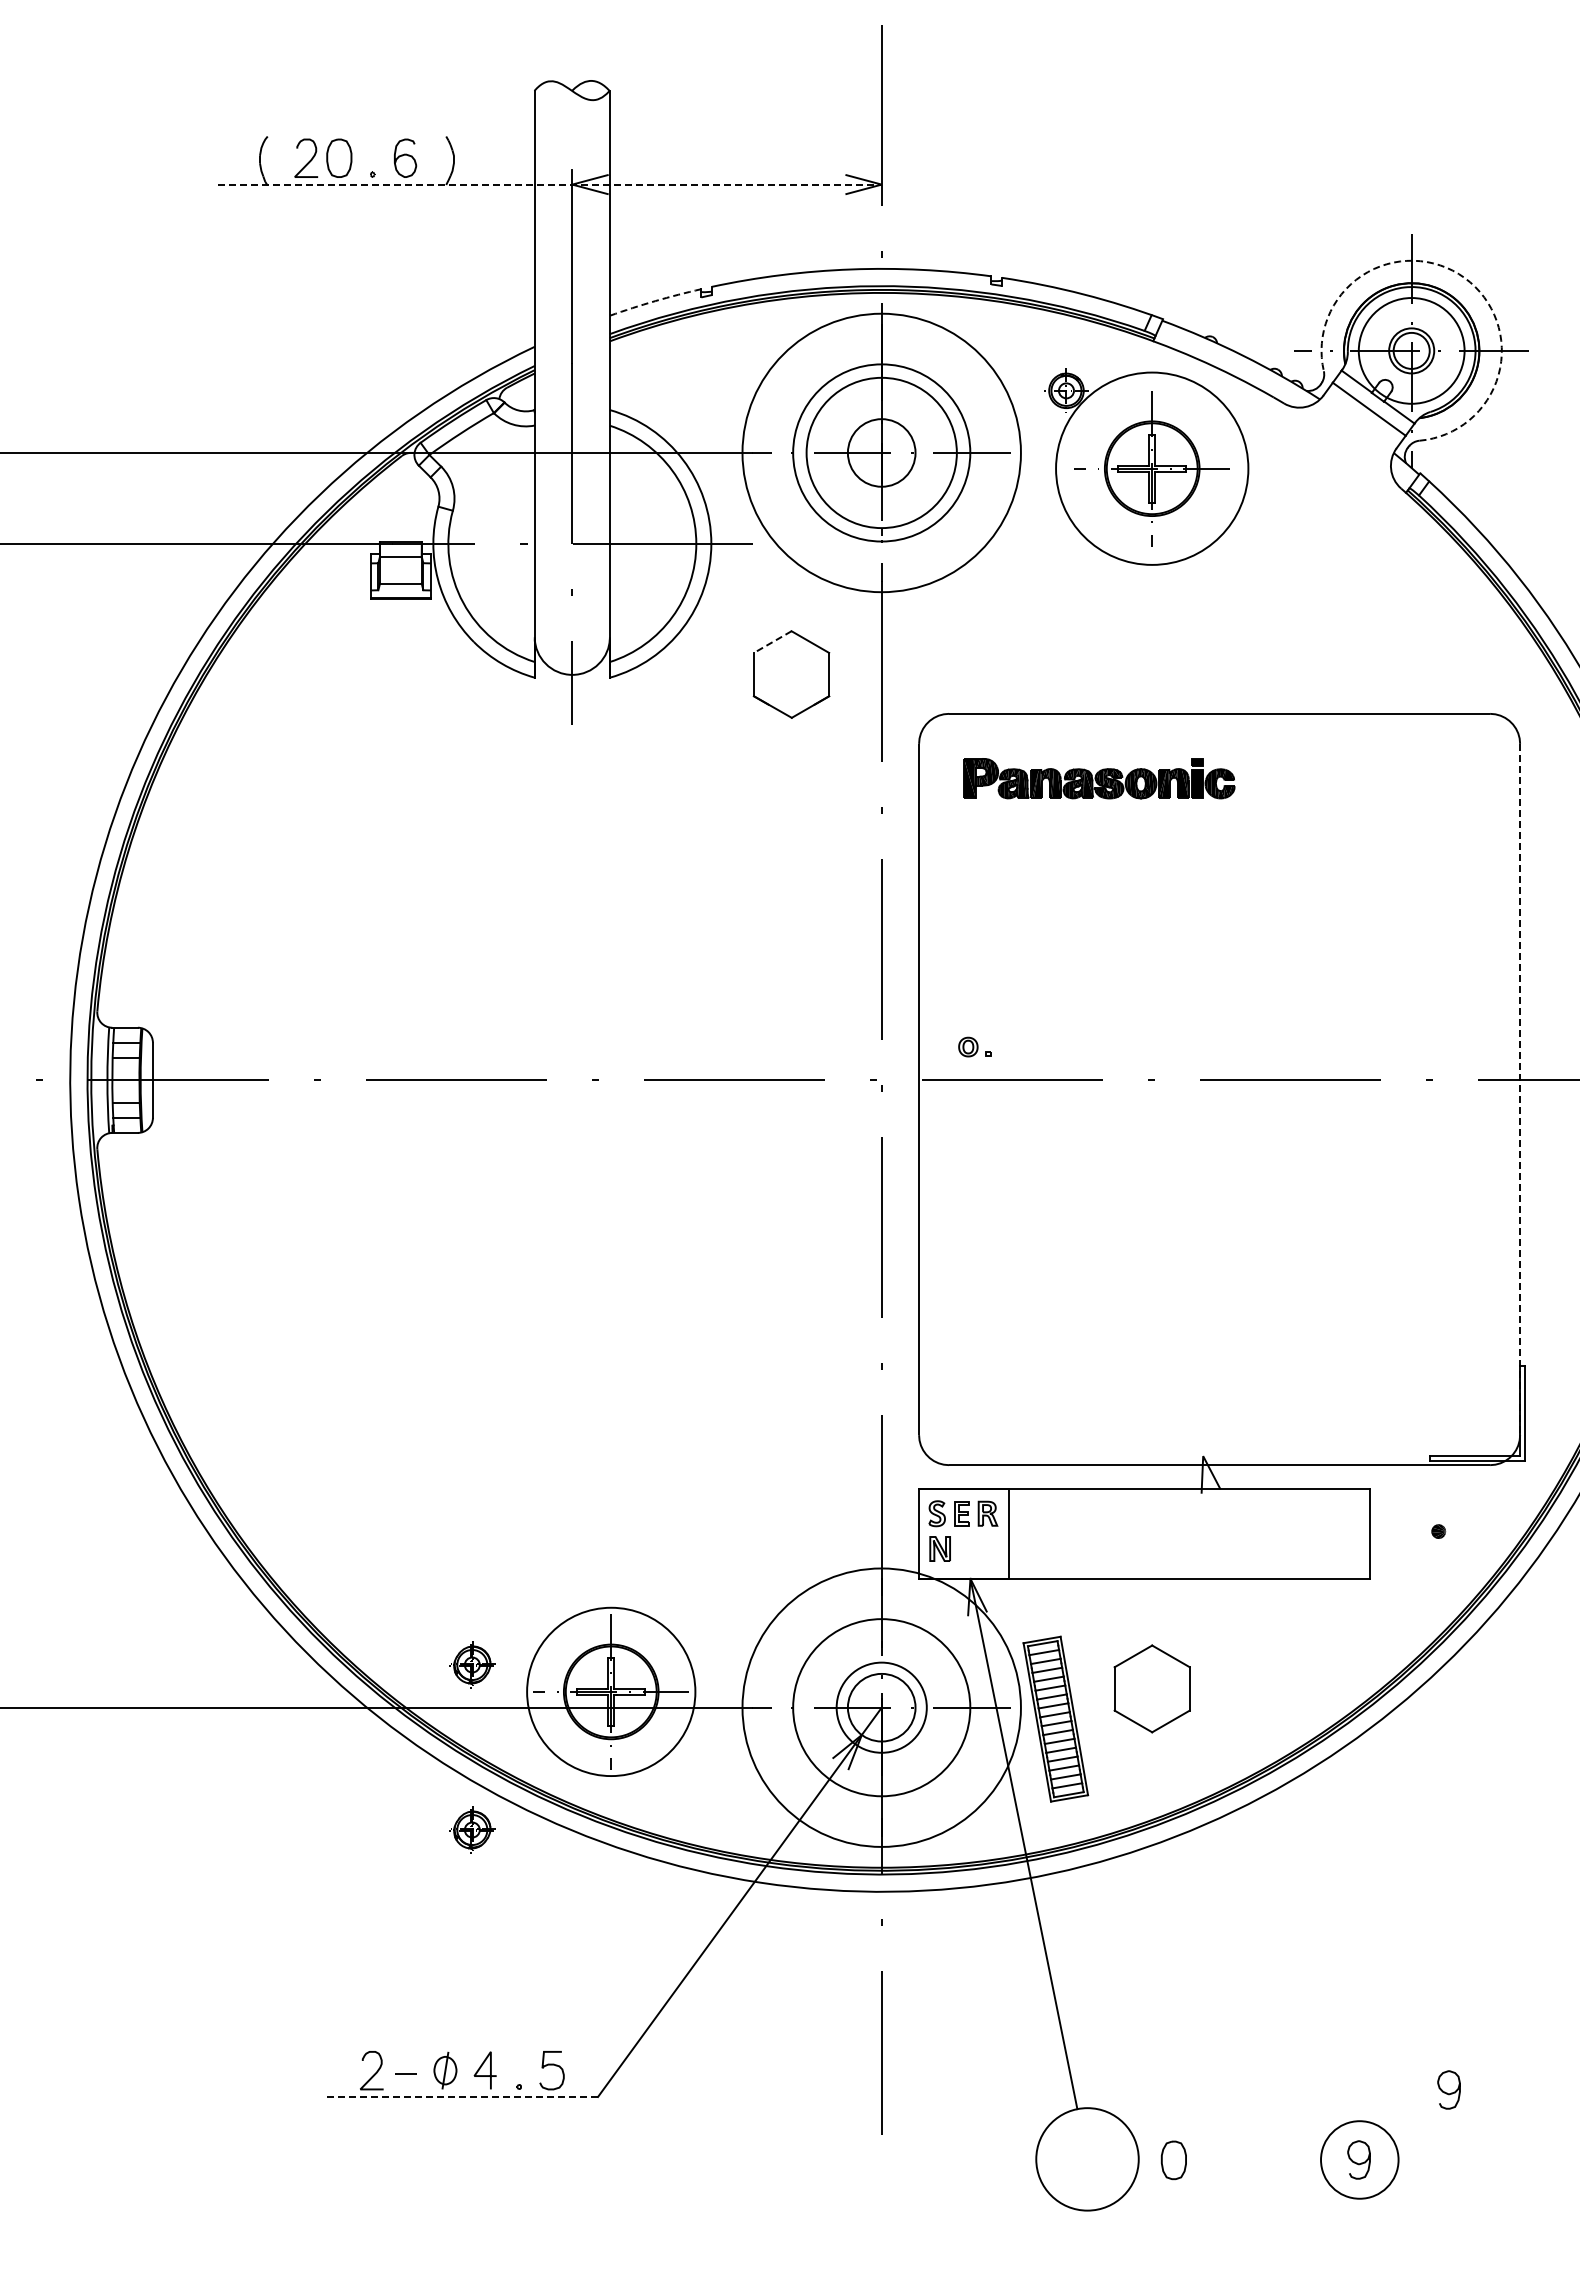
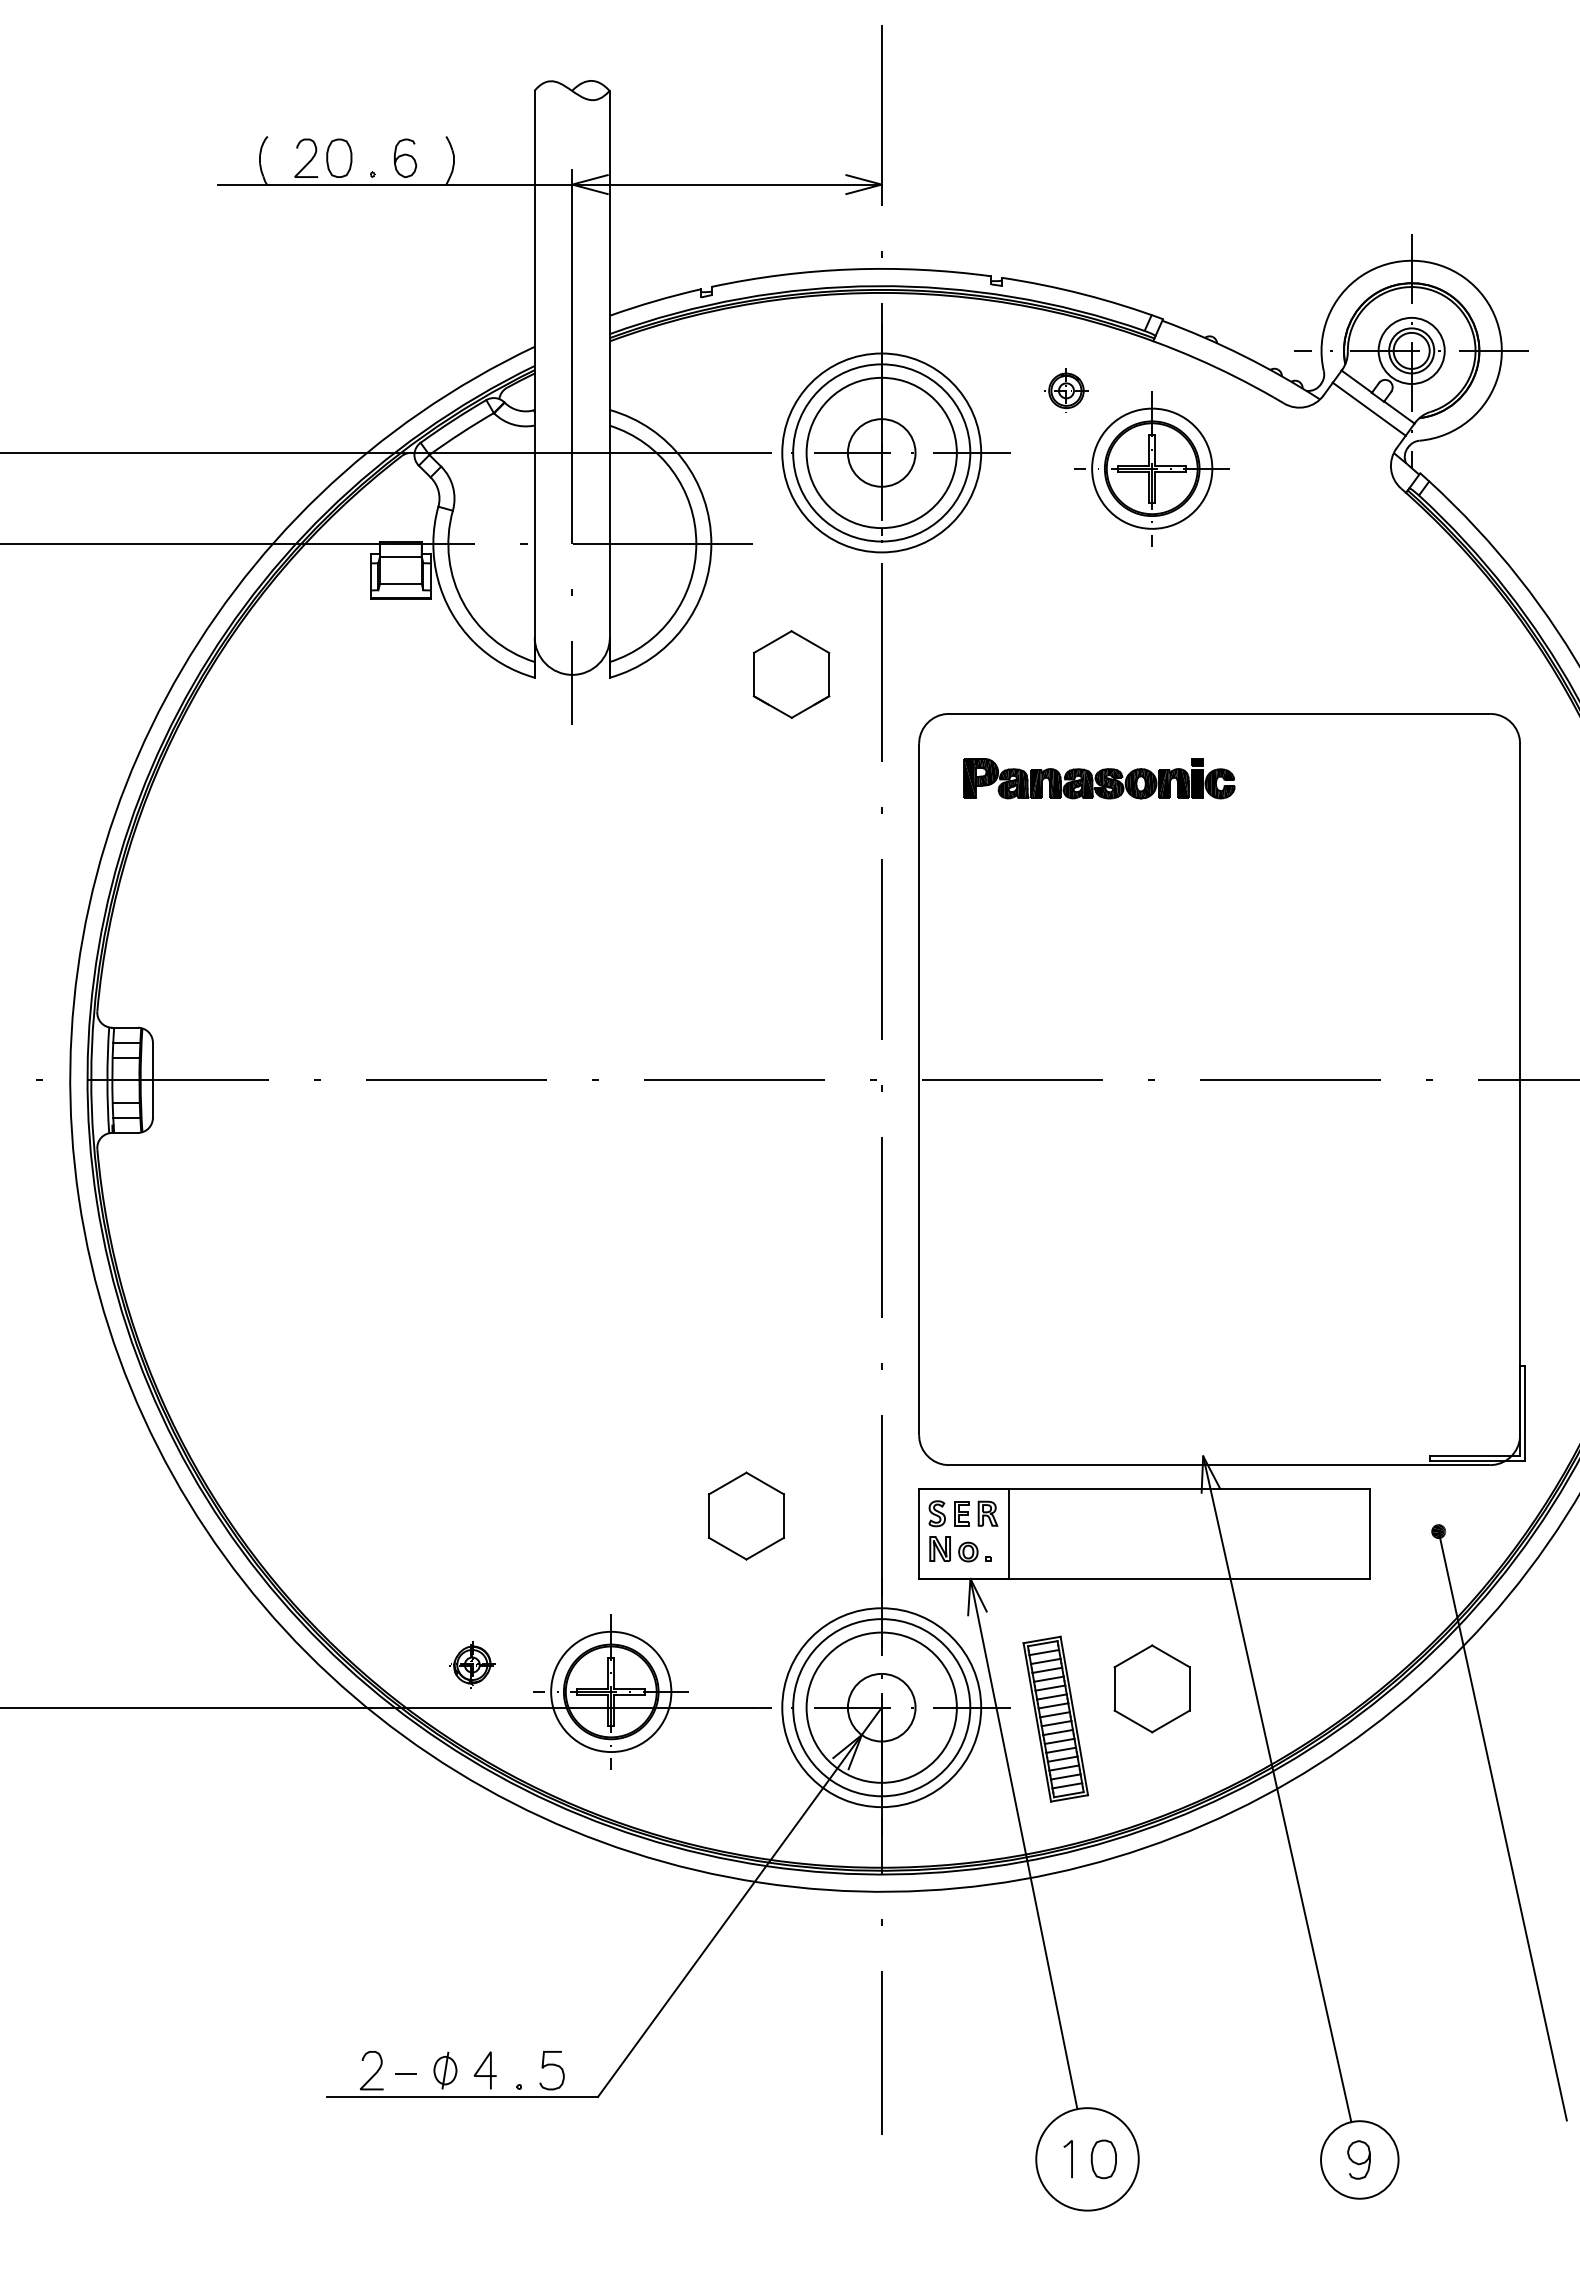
line: dashed -> solid (549, 184)
arc: dashed -> solid (1464, 277)
arc: dashed -> solid (655, 301)
circle diameter: 106 px -> 66 px (1411, 350)
circle diameter: 278 px -> 199 px (881, 452)
circle diameter: 192 px -> 120 px (1152, 468)
line: dashed -> solid (772, 642)
part position: (974, 1046) -> (974, 1551) (974, 1551)
line: dashed -> solid (1520, 1089)
part: none -> present (746, 1515)
circle diameter: 168 px -> 120 px (611, 1691)
circle diameter: 278 px -> 199 px (881, 1707)
circle diameter: 90 px -> 150 px (881, 1707)
line: none -> present (1277, 1789)
line: none -> present (1502, 1825)
part: present -> none (472, 1829)
curve: present -> none (1447, 2092)
line: dashed -> solid (462, 2096)
part: none -> present (1067, 2159)
part position: (1173, 2160) -> (1103, 2159) (1103, 2159)
